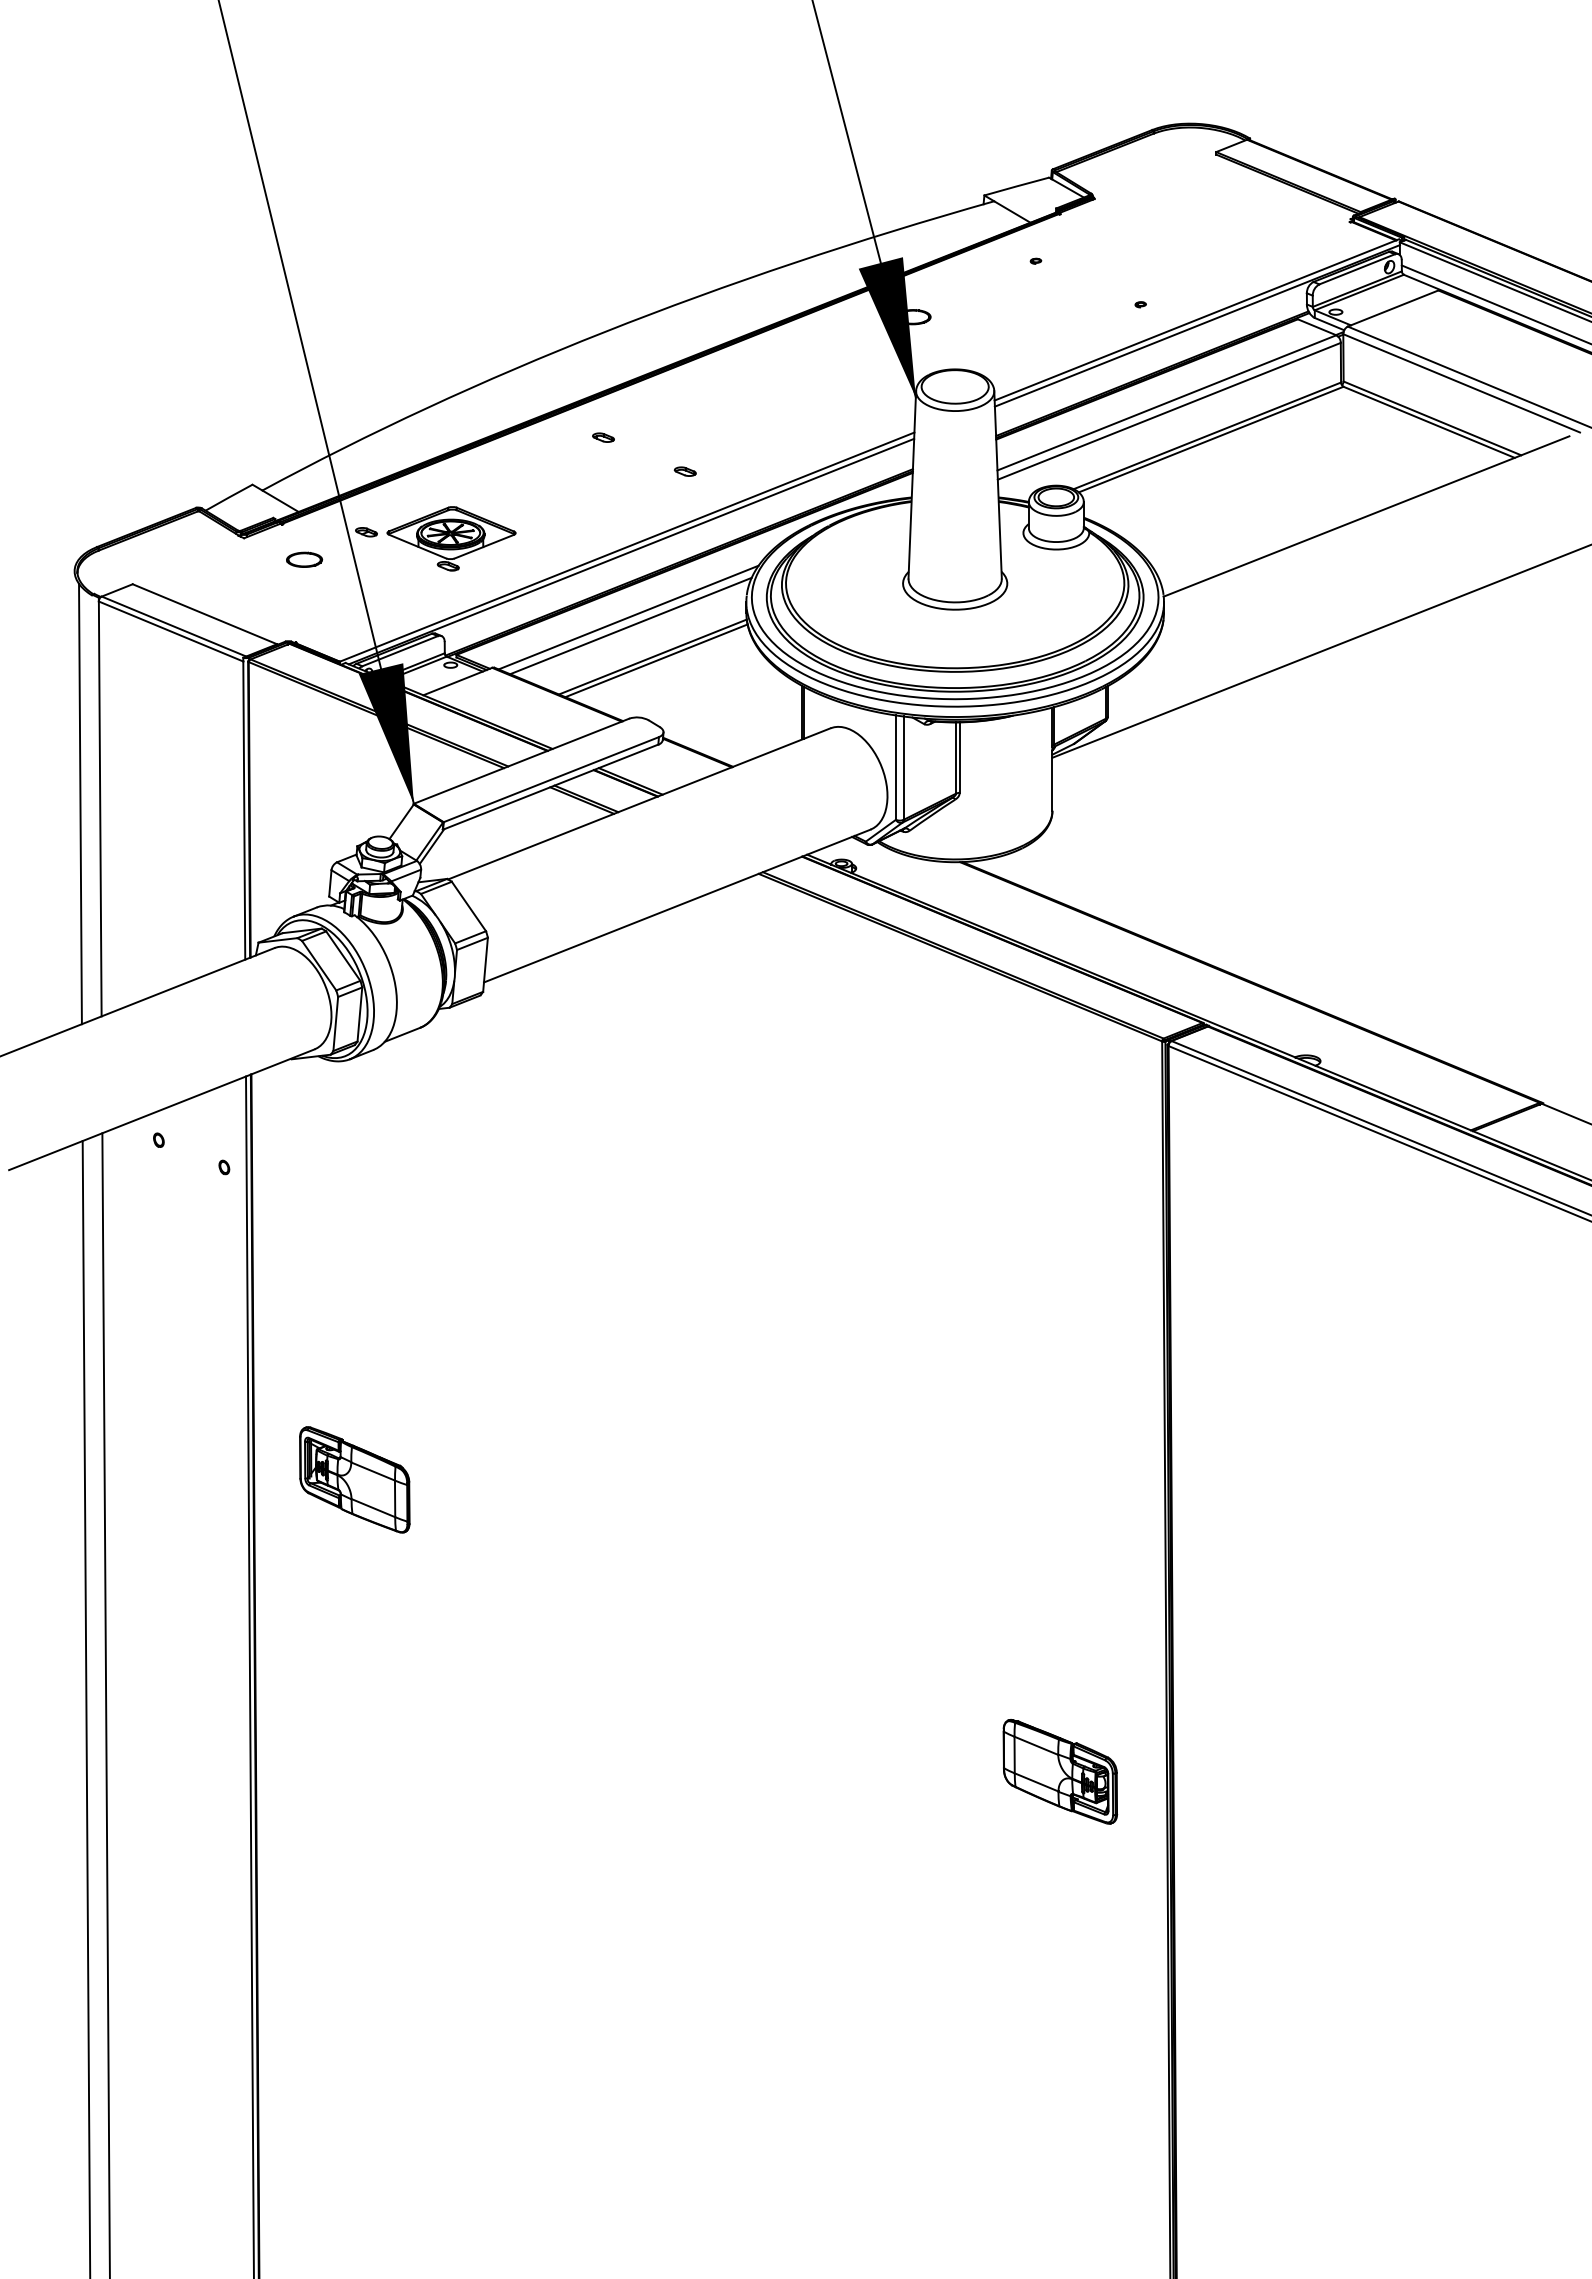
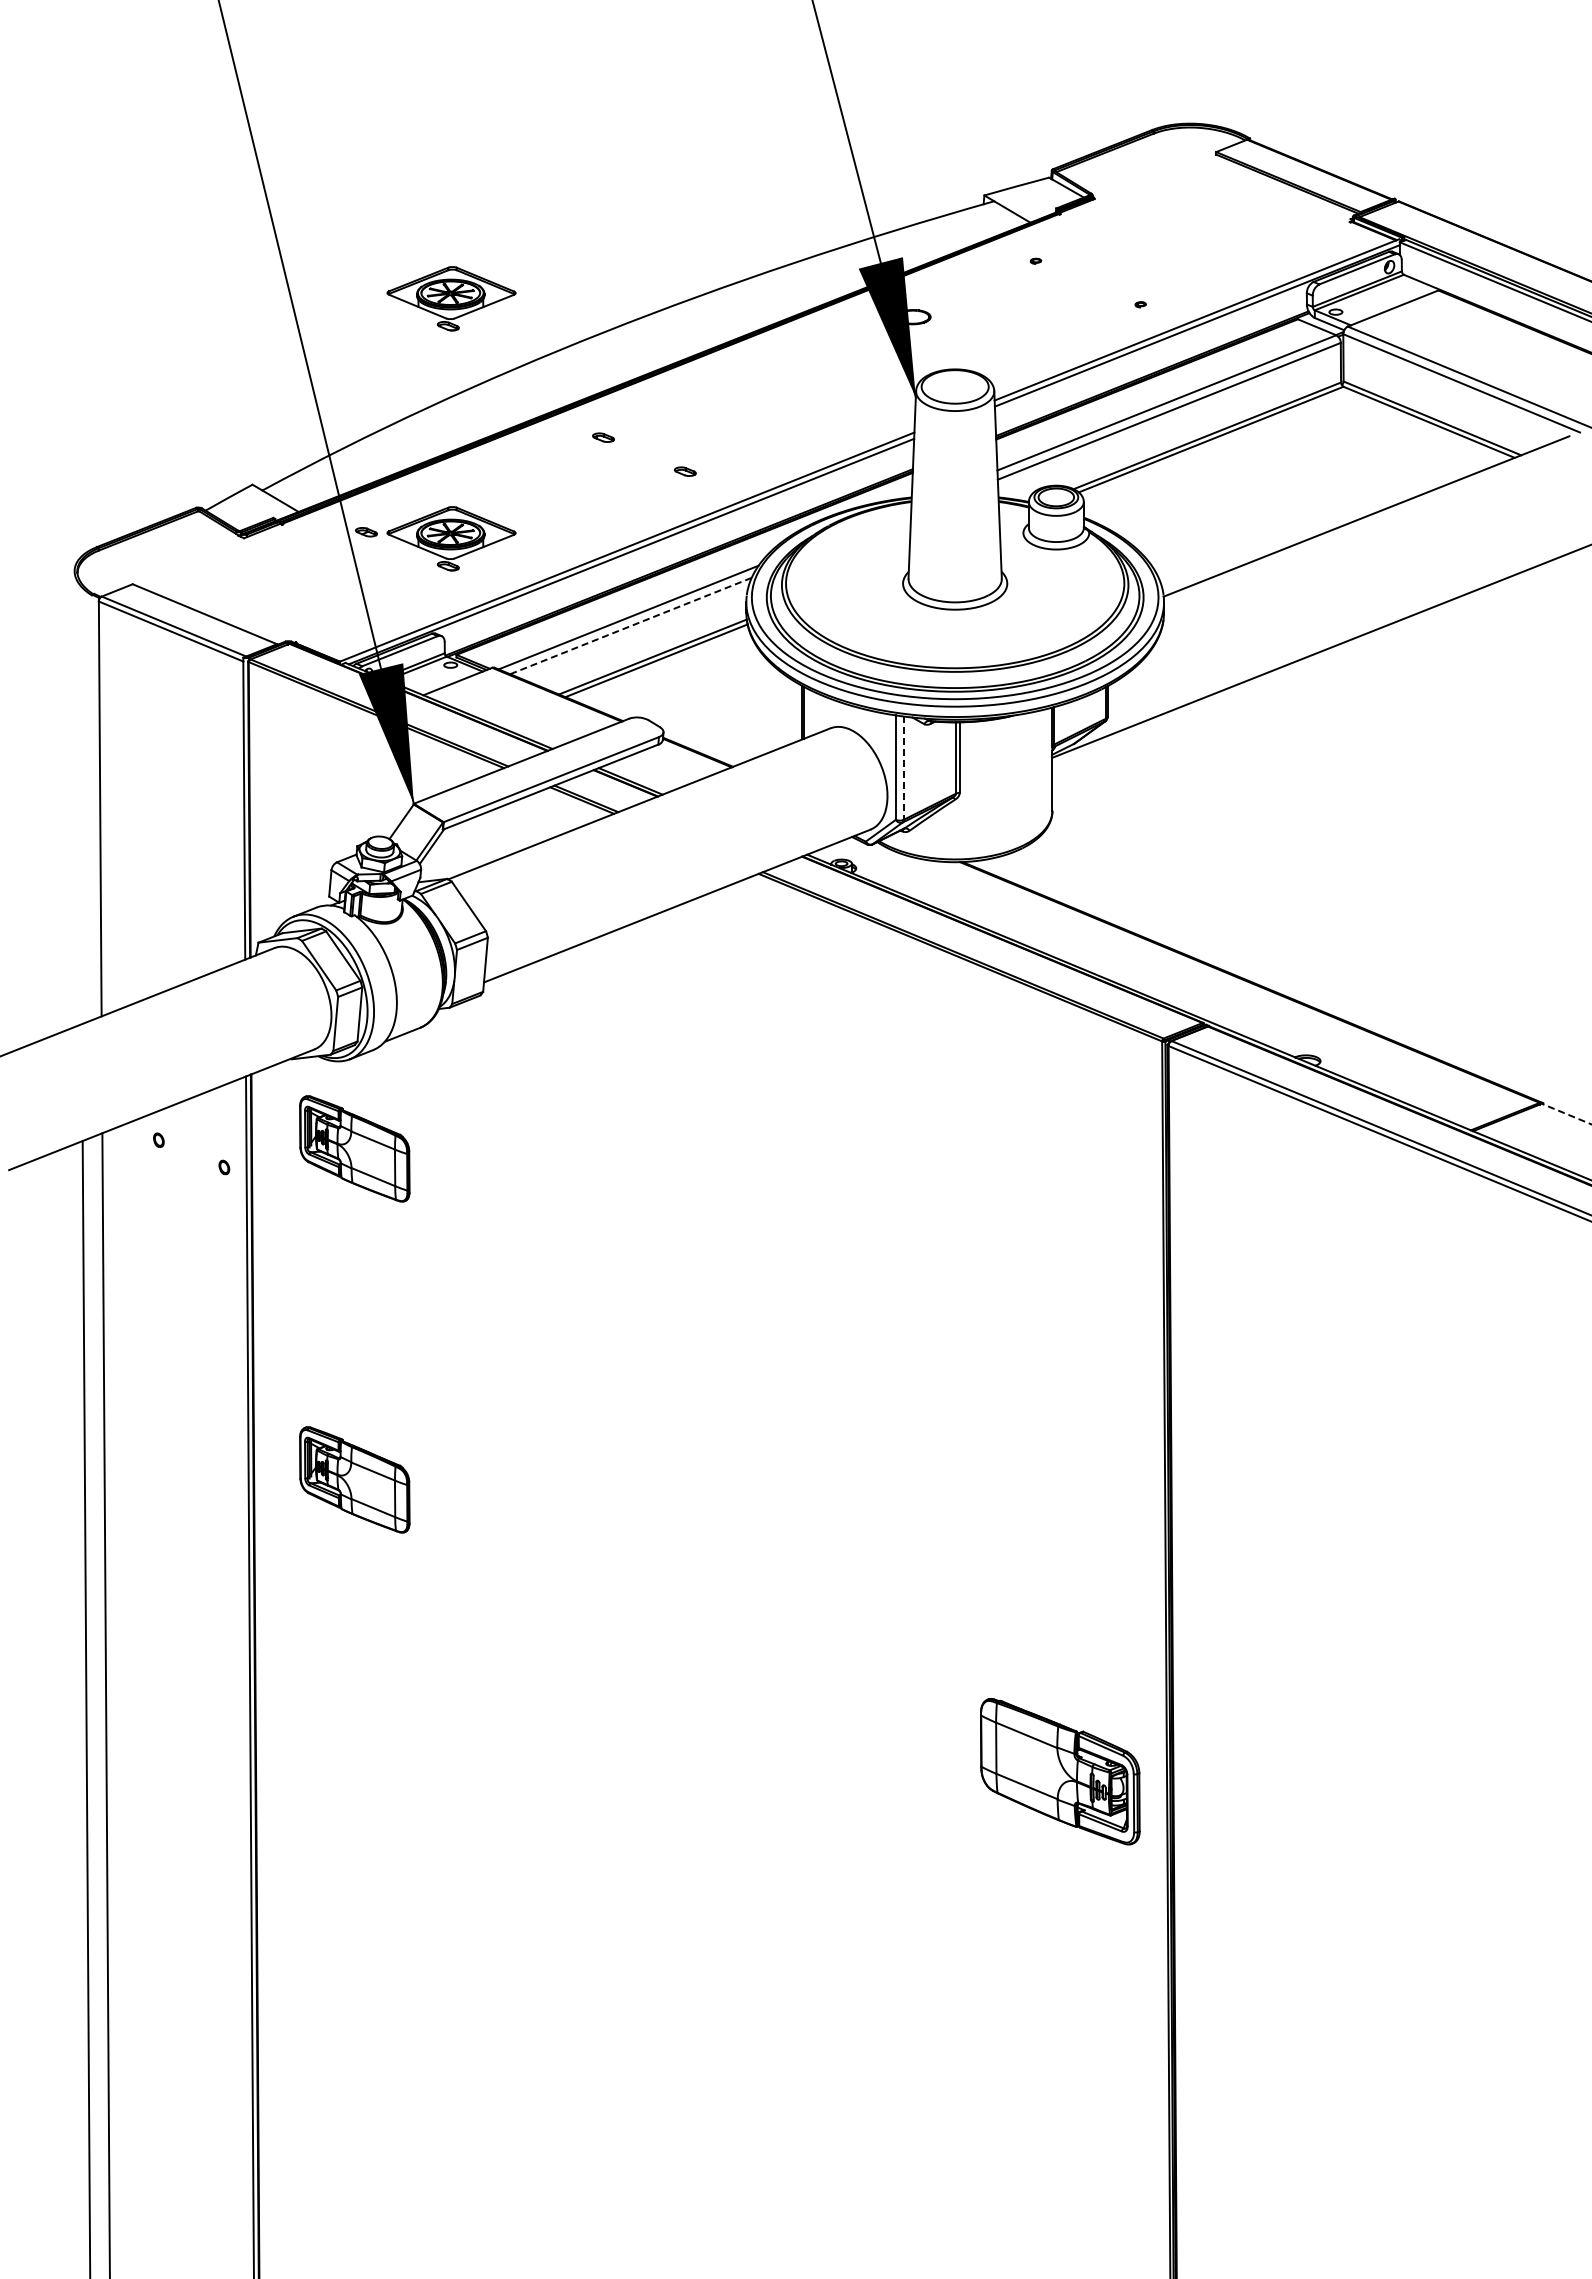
part: none -> present (451, 298)
line: present -> none (1494, 304)
part: present -> none (304, 559)
line: solid -> dashed (630, 626)
line: solid -> dashed (903, 768)
line: present -> none (80, 803)
line: solid -> dashed (1566, 1114)
part: none -> present (354, 1148)
part size: 117x106 px -> 161x148 px (1060, 1771)
